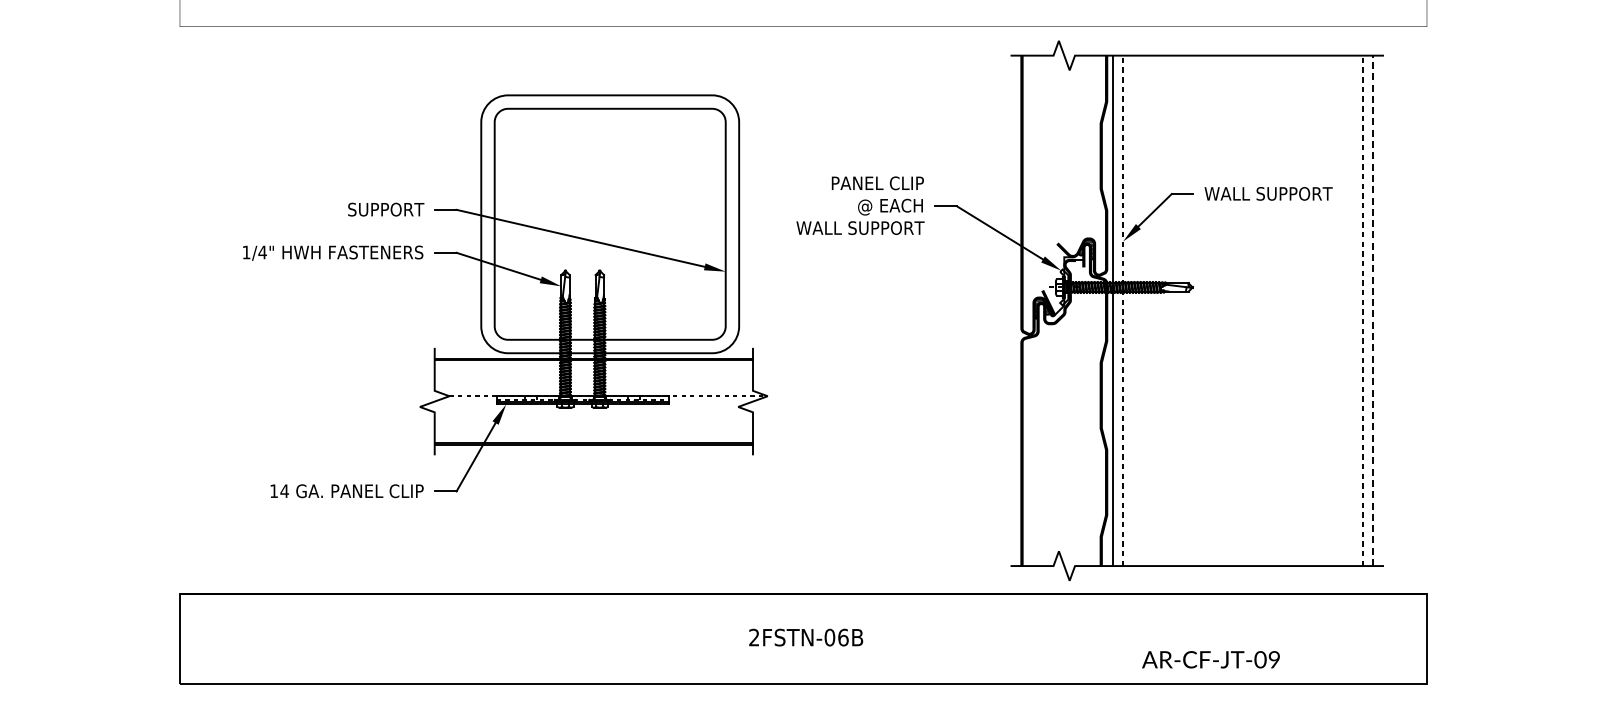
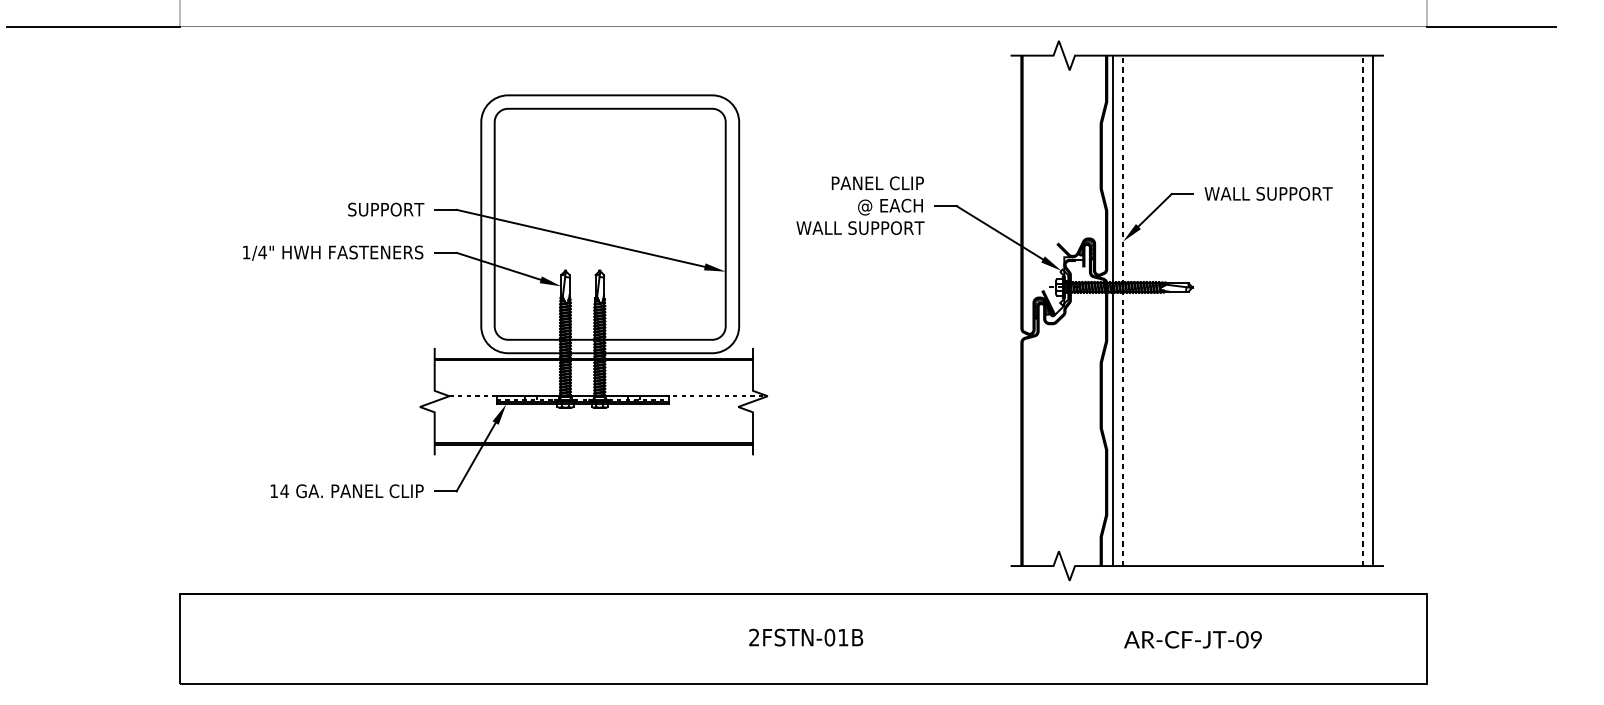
line: none -> present (92, 26)
line: none -> present (1490, 26)
line: dashed -> solid (1373, 310)
text: 2FSTN-06B -> 2FSTN-01B (843, 637)
text position: (1210, 659) -> (1192, 639) (1192, 639)
